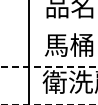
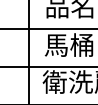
line: none -> present (48, 28)
line: dashed -> solid (49, 66)
line: dashed -> solid (49, 104)
